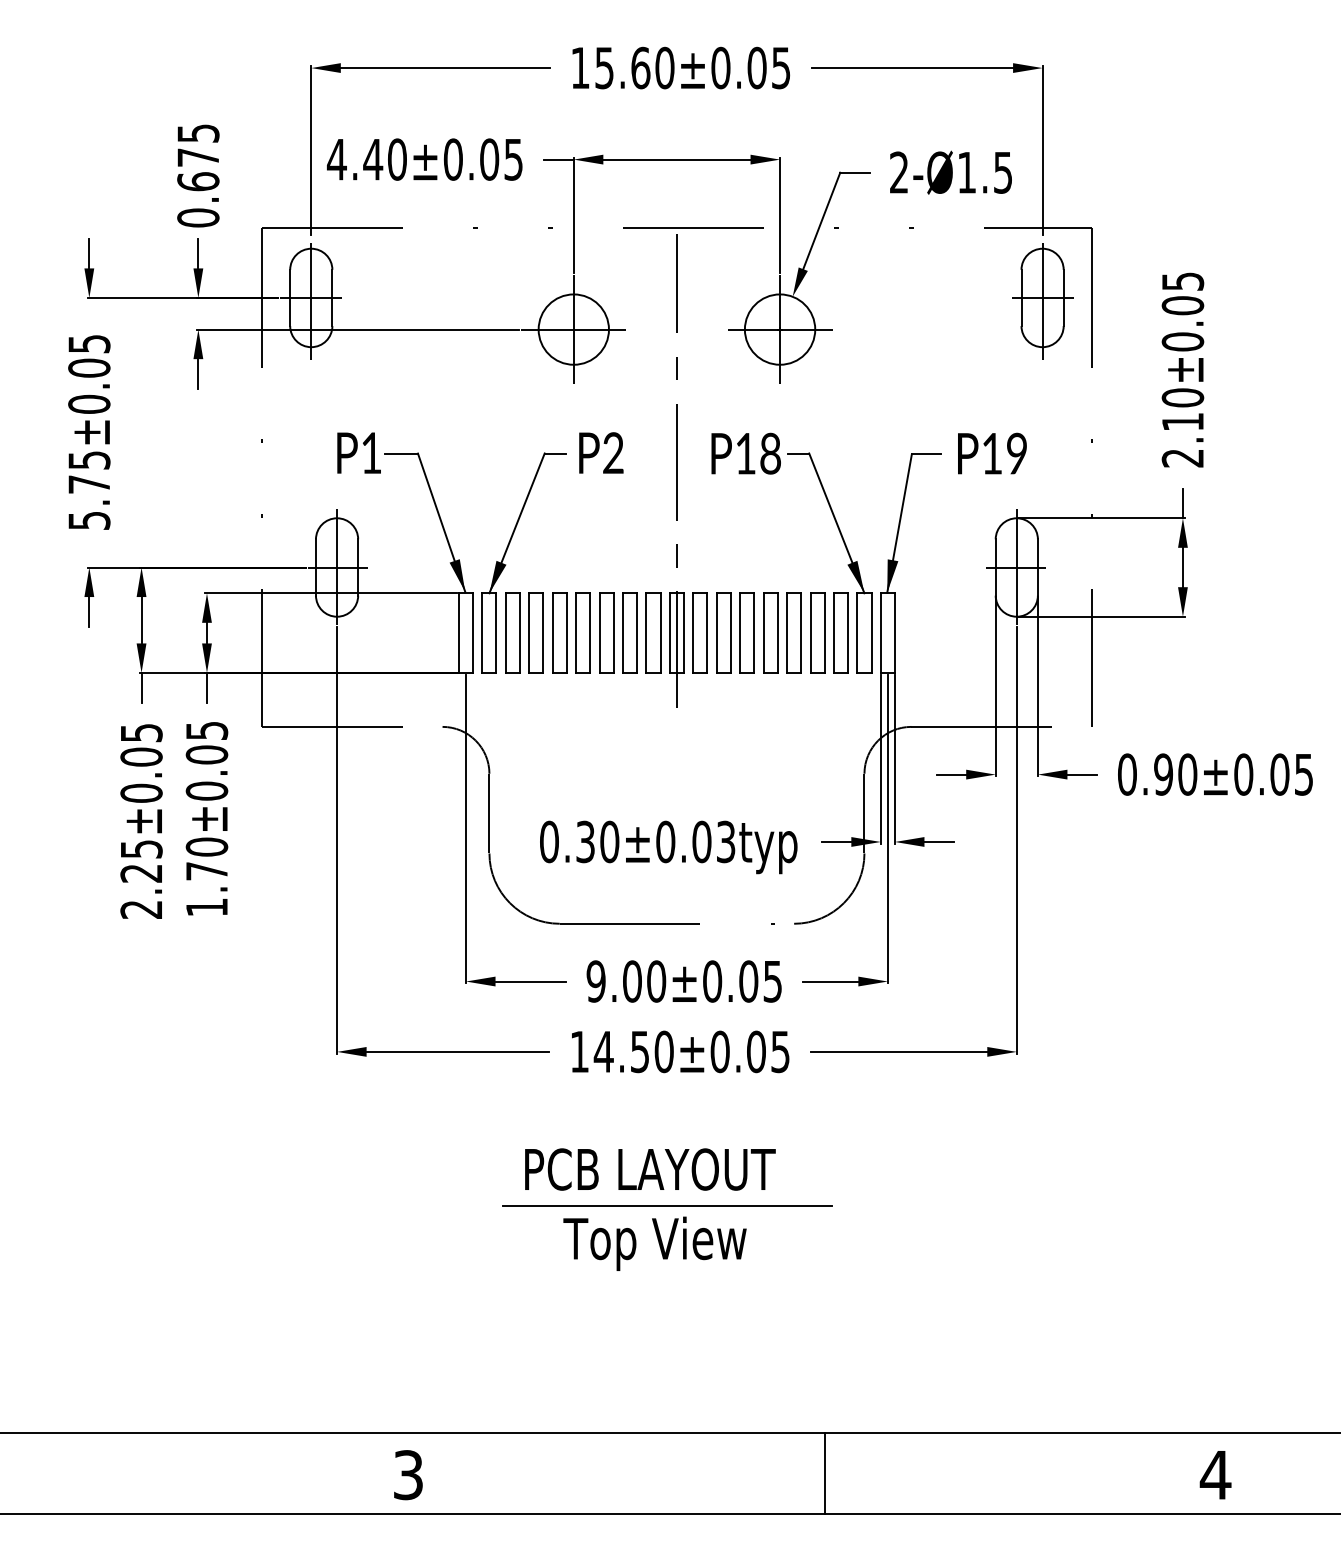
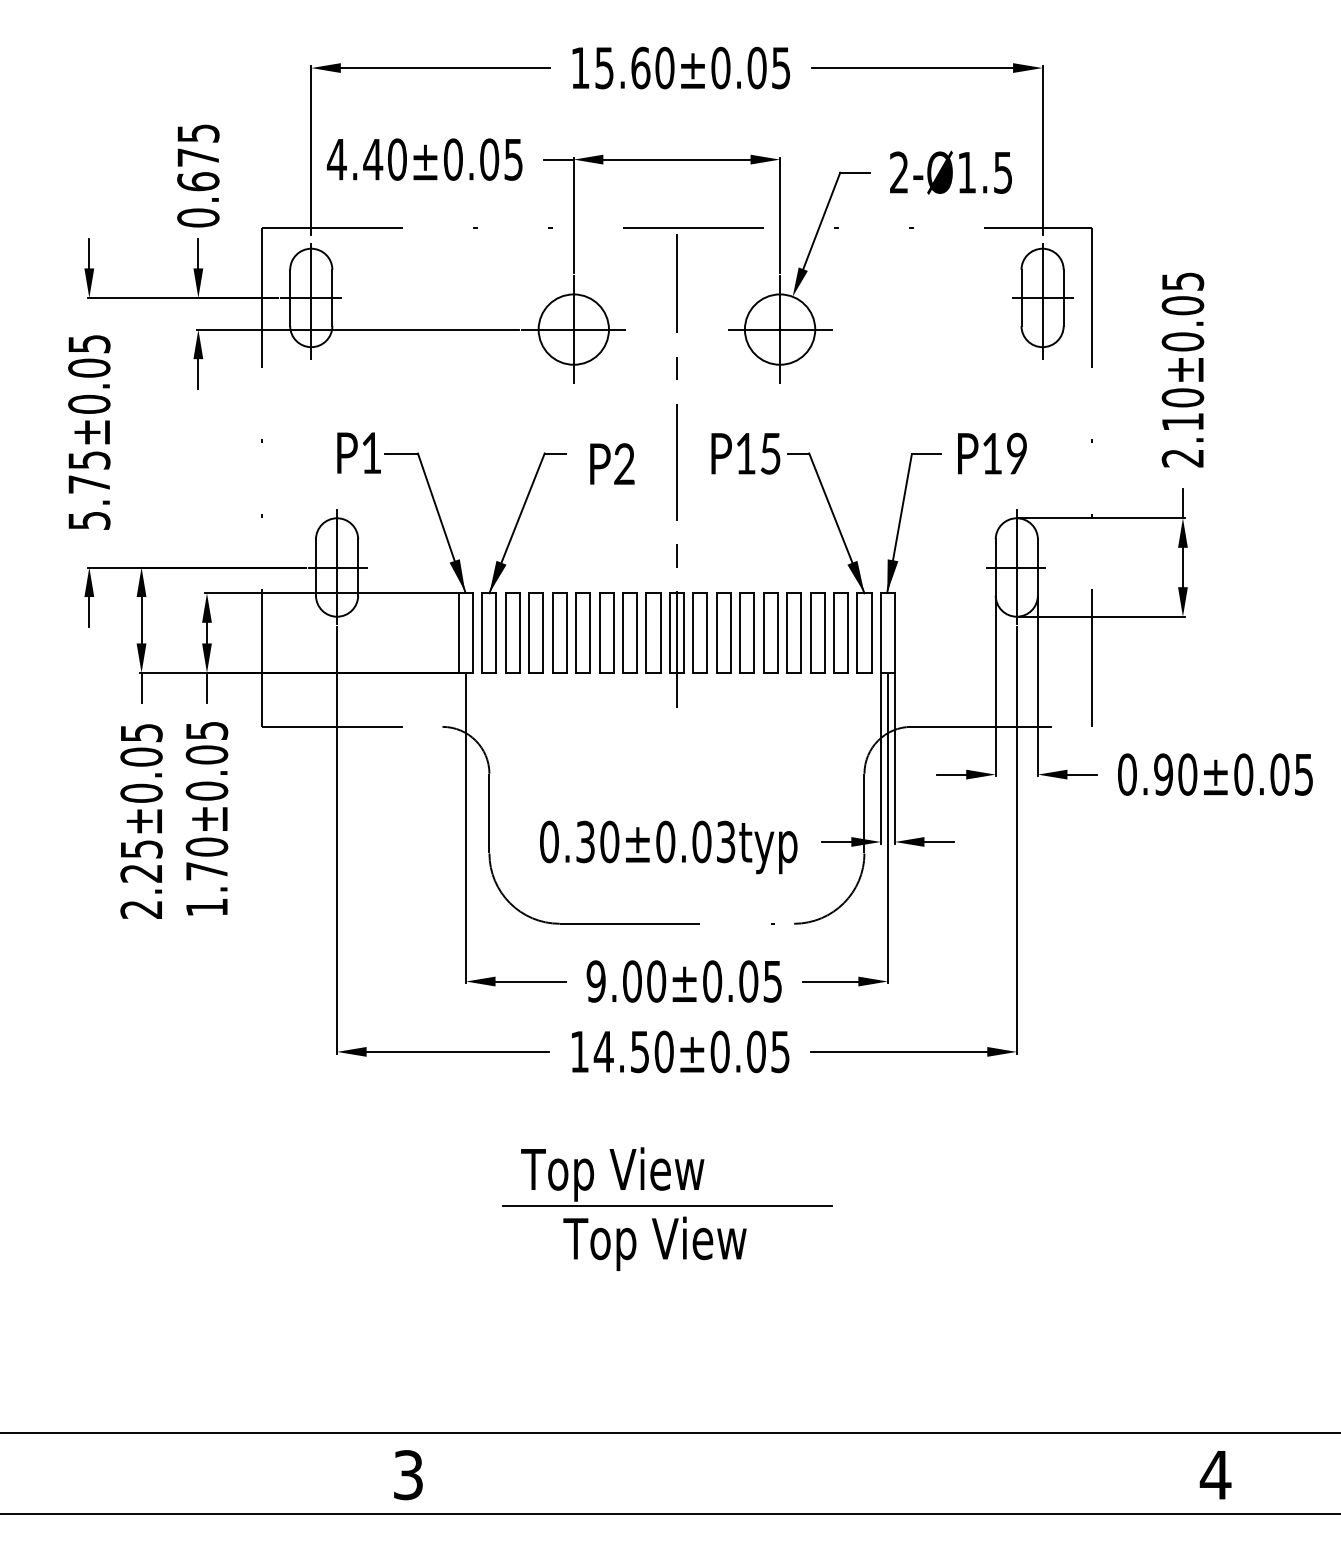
text position: (601, 452) -> (612, 463) (612, 463)
text: P18 -> P15 (770, 453)
text: PCB LAYOUT -> Top View (648, 1174)
line: present -> none (825, 1473)
